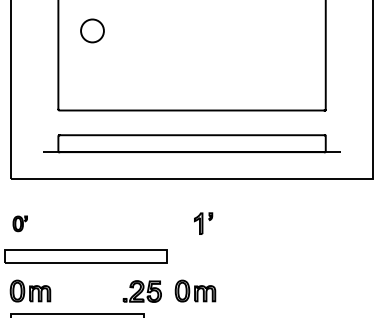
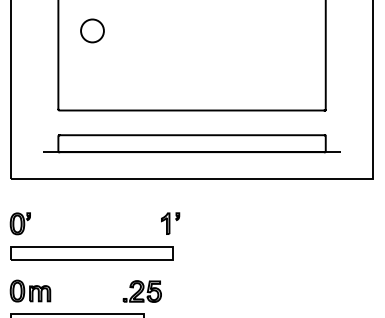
part size: 16x18 px -> 22x24 px (19, 223)
part position: (203, 223) -> (170, 223) (170, 223)
part position: (85, 256) -> (91, 253) (91, 253)
part: present -> none (195, 290)
